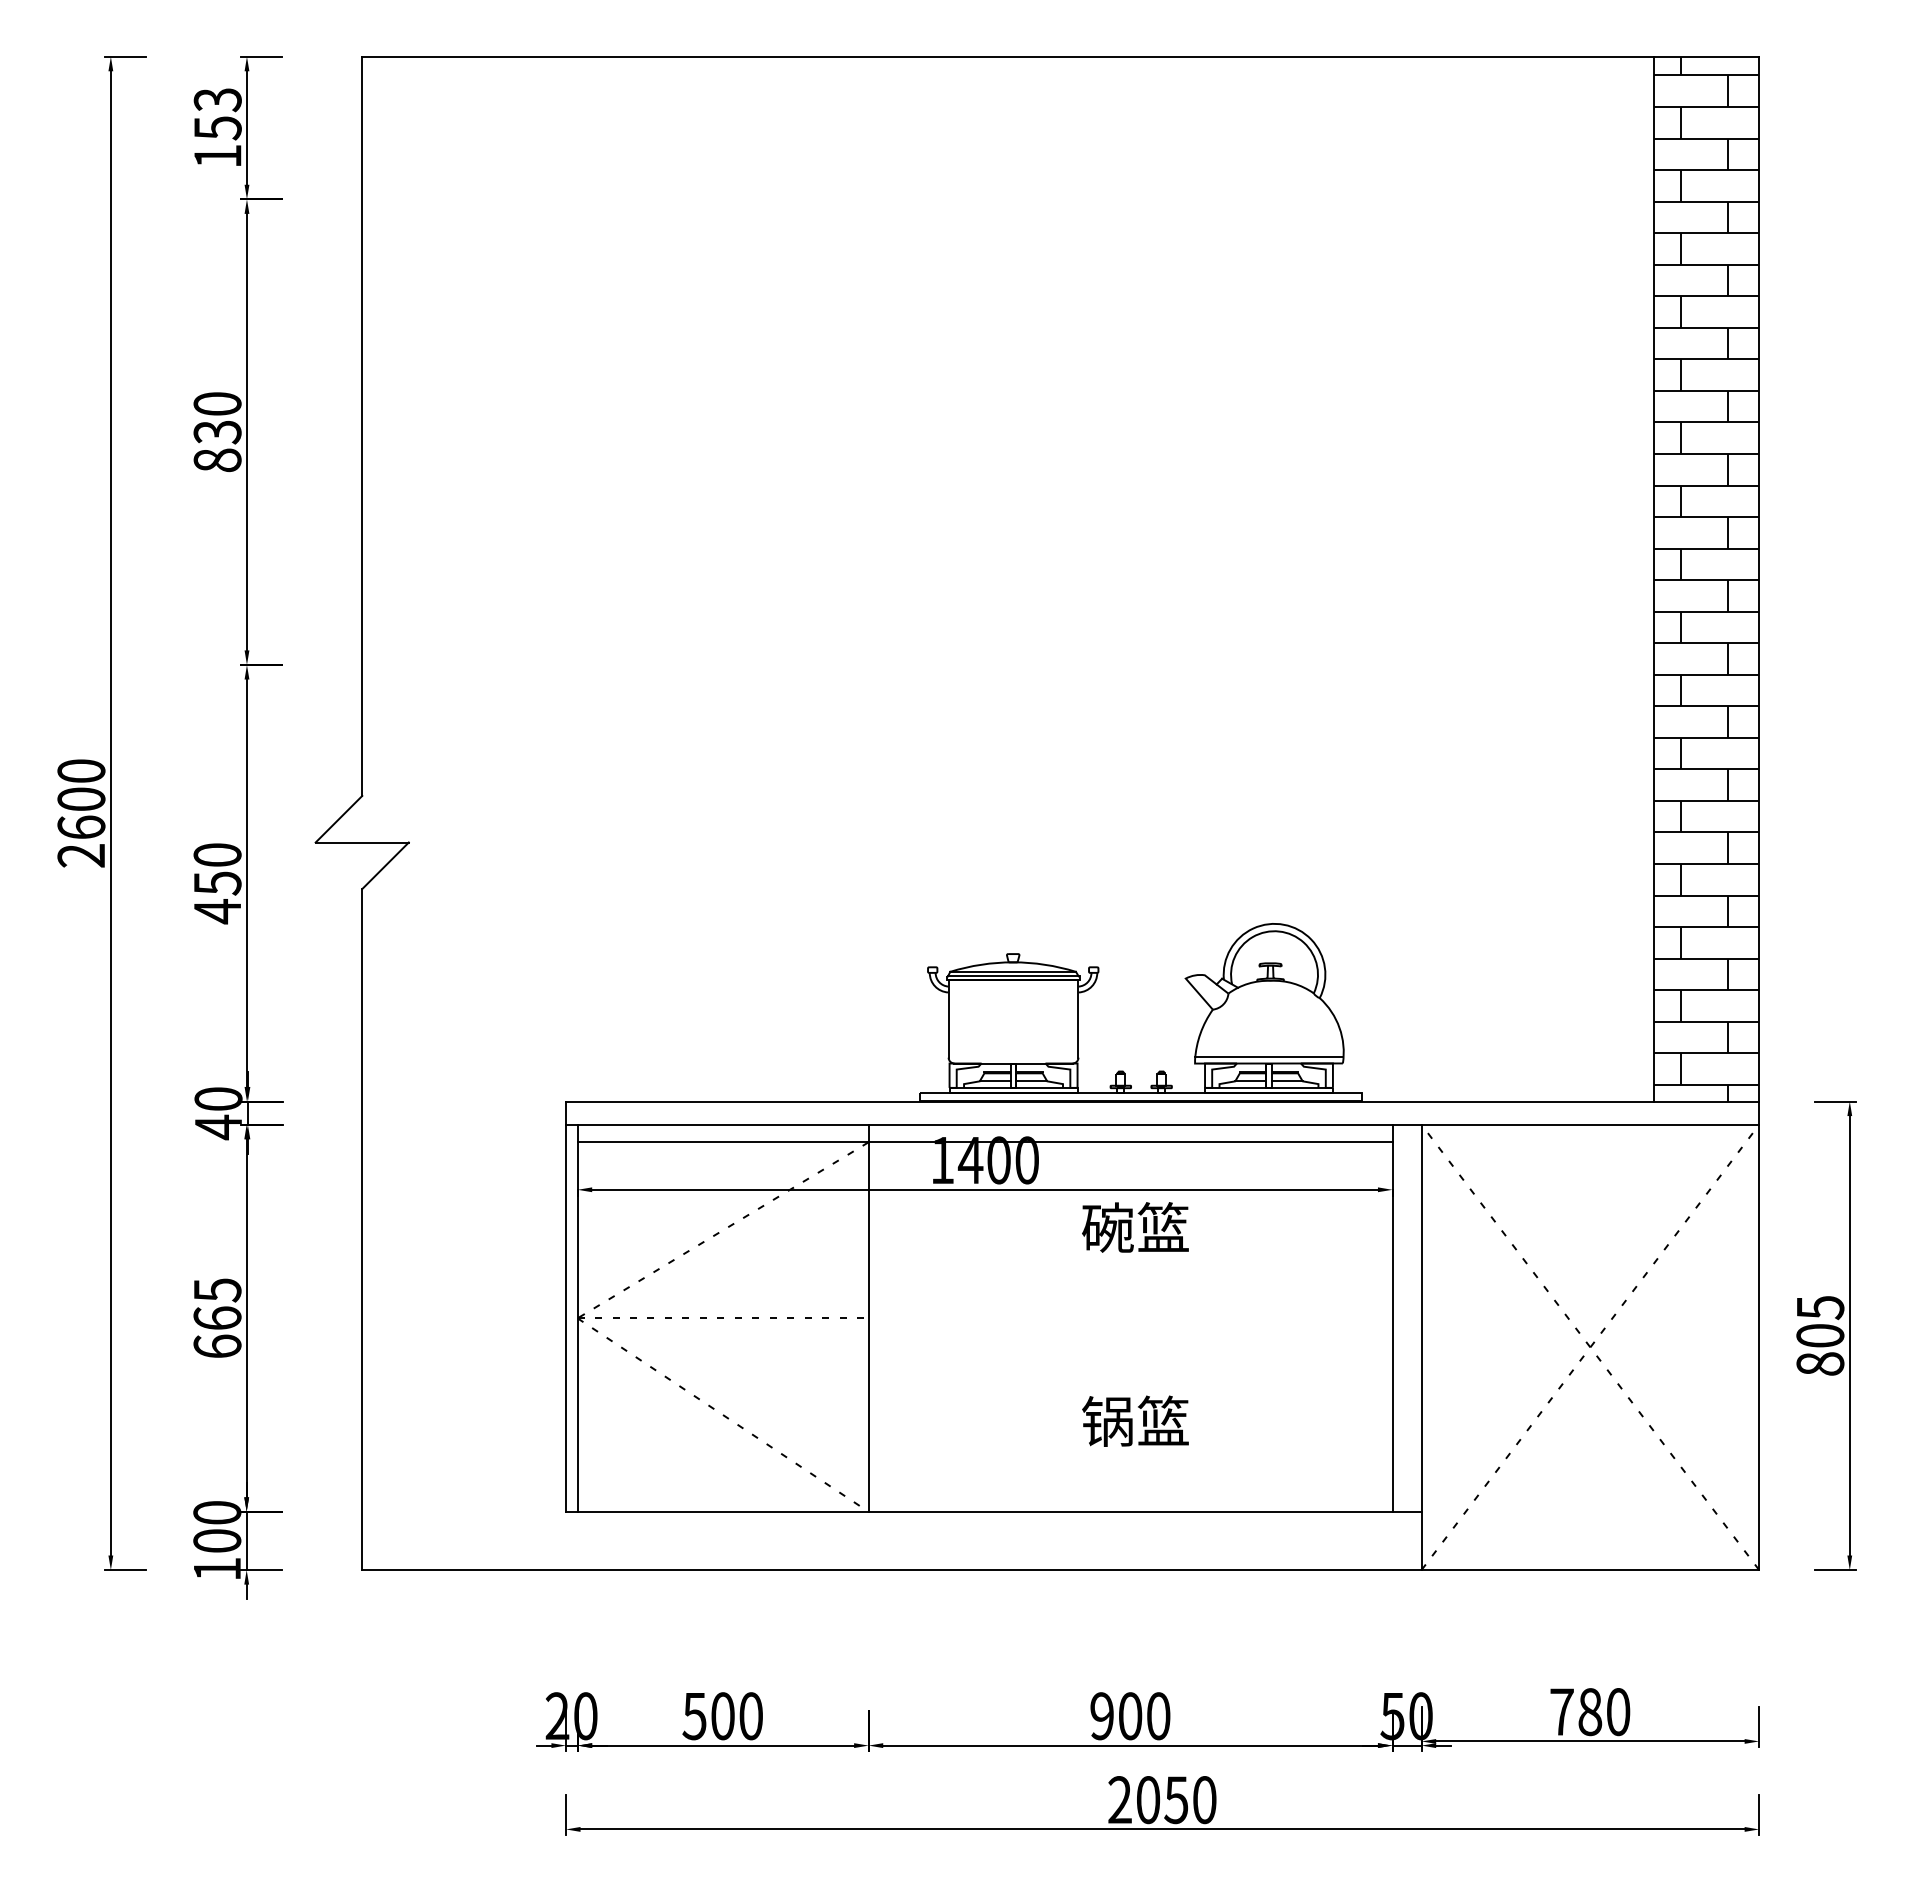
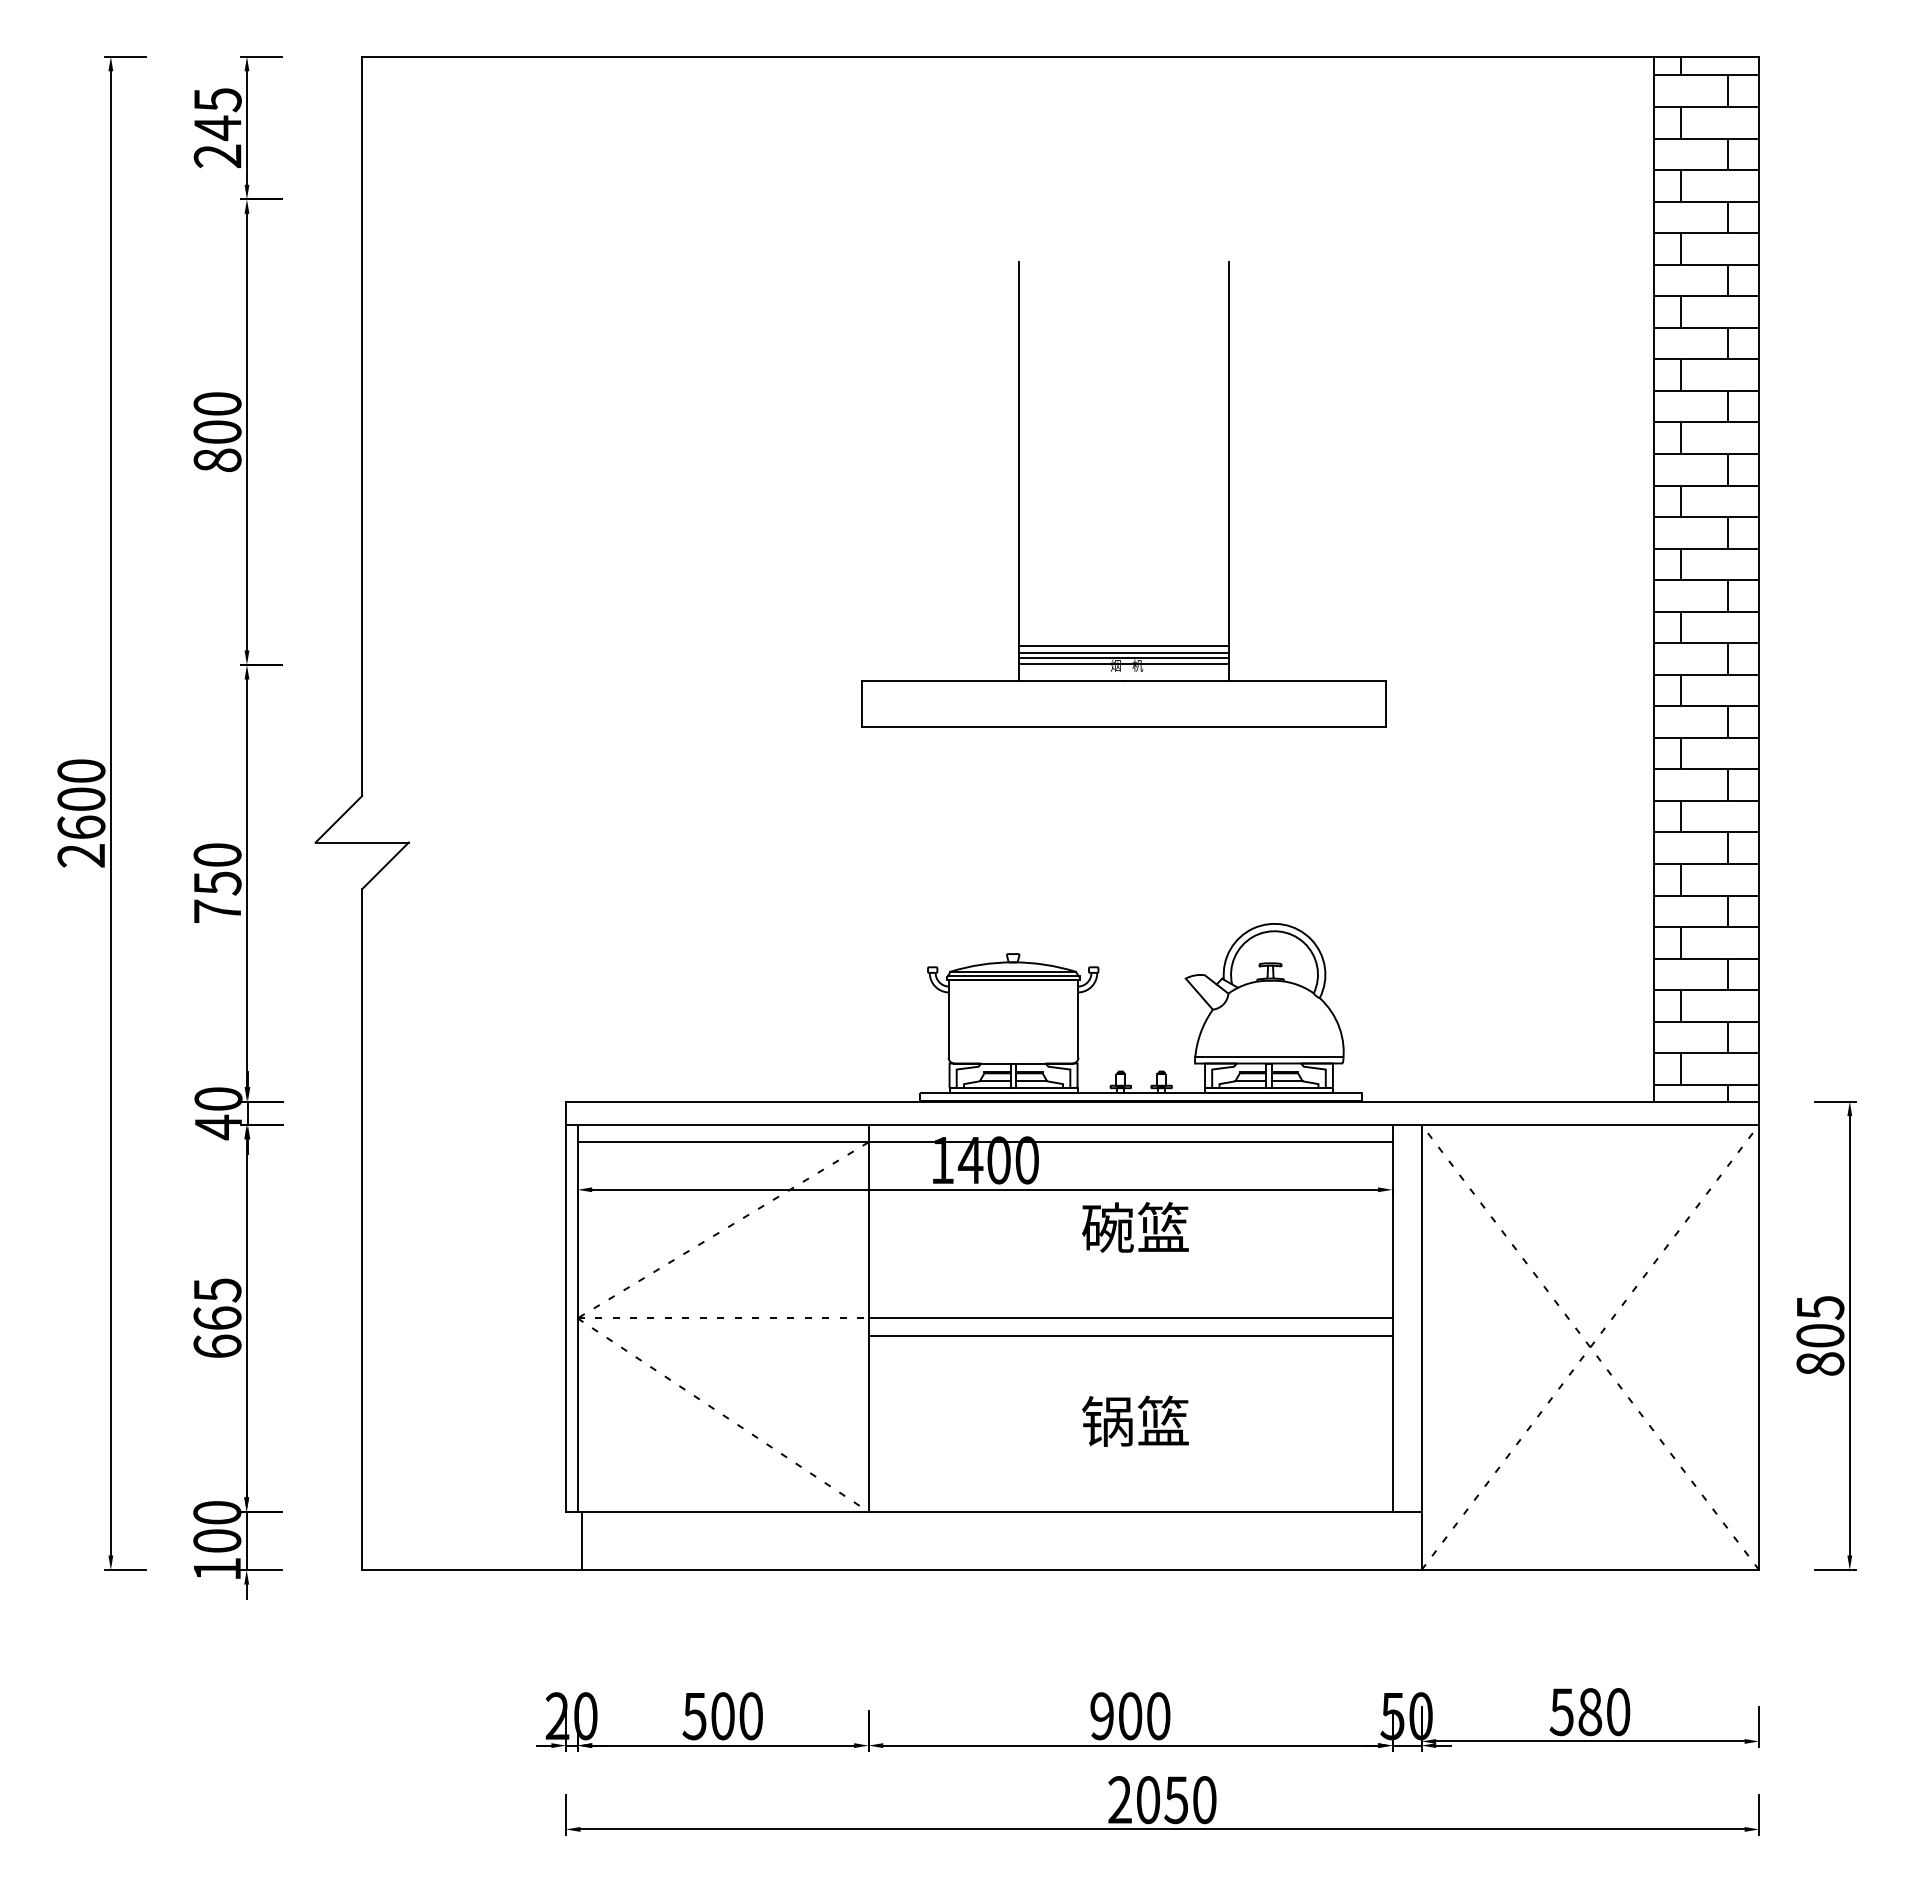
text: 153 -> 245 (217, 128)
text: 830 -> 800 (217, 432)
part: none -> present (1019, 494)
text: 450 -> 750 (217, 911)
line: none -> present (1130, 1318)
line: none -> present (1130, 1335)
line: none -> present (581, 1540)
text: 780 -> 580 (1561, 1712)
